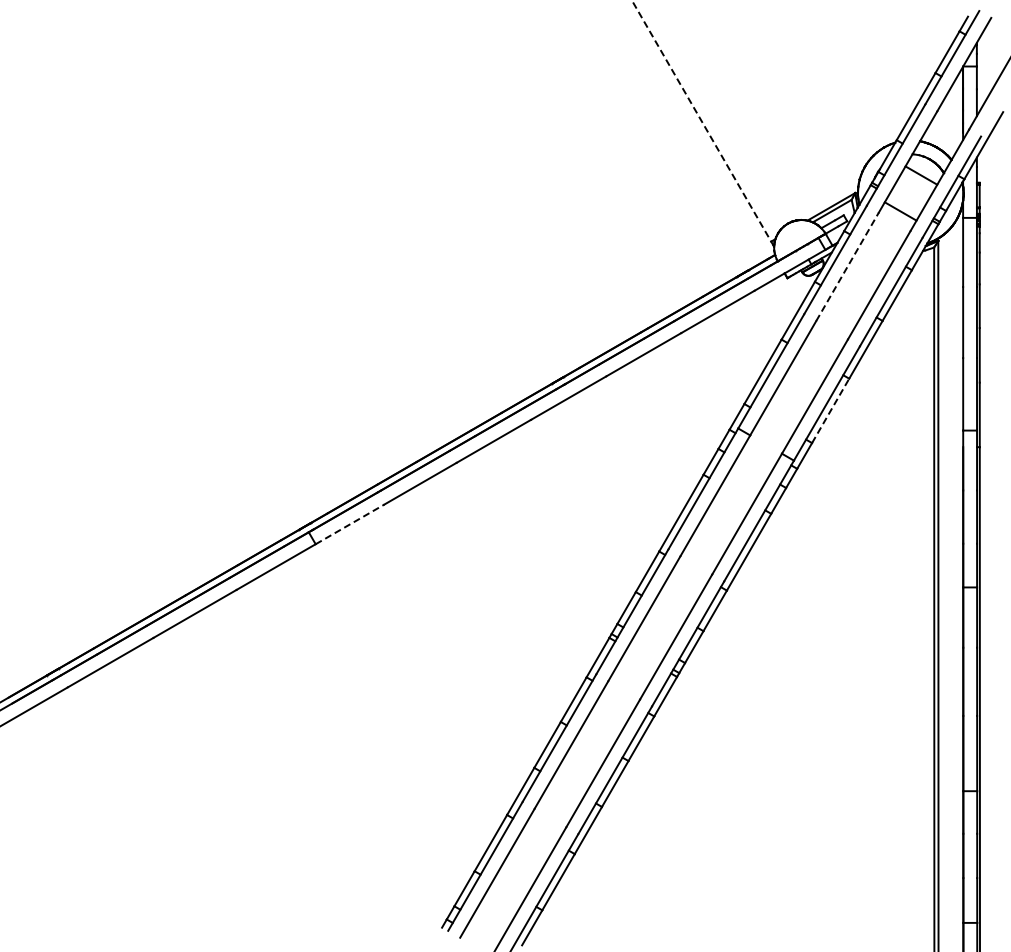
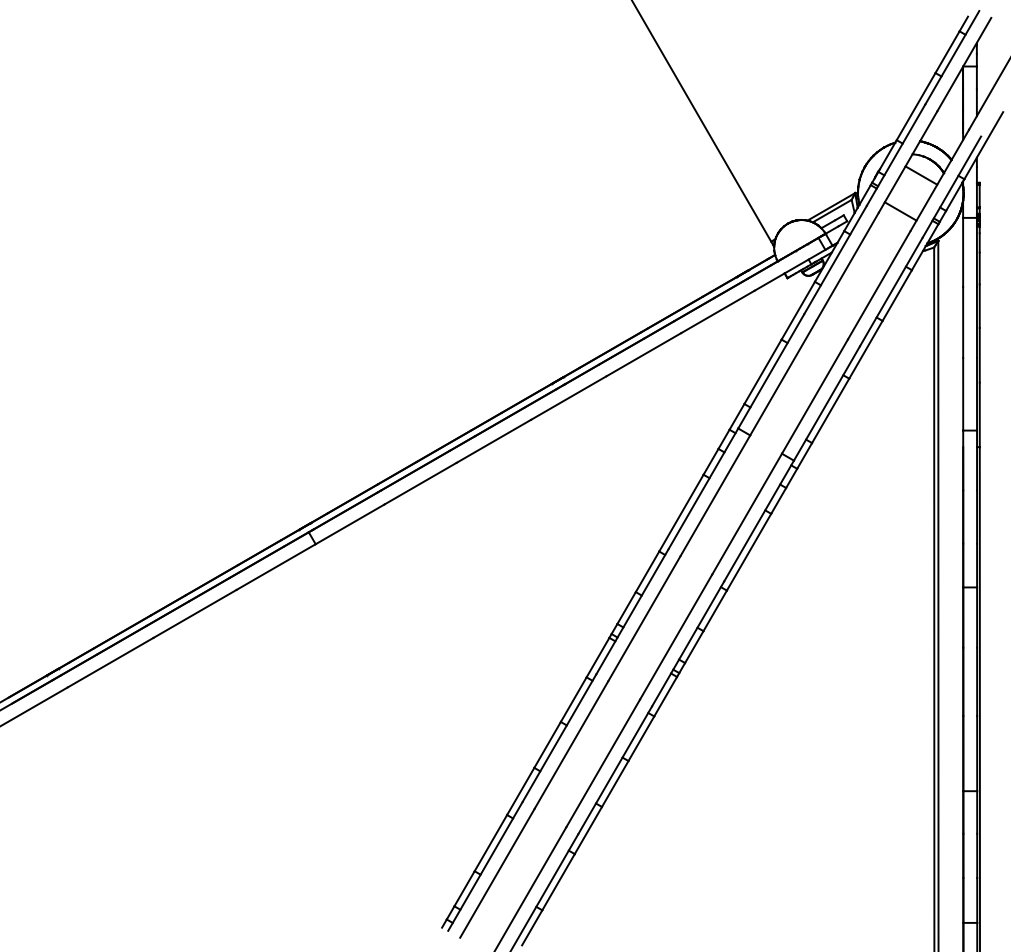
line: dashed -> solid (703, 123)
line: dashed -> solid (847, 266)
line: dashed -> solid (830, 410)
line: dashed -> solid (350, 524)
